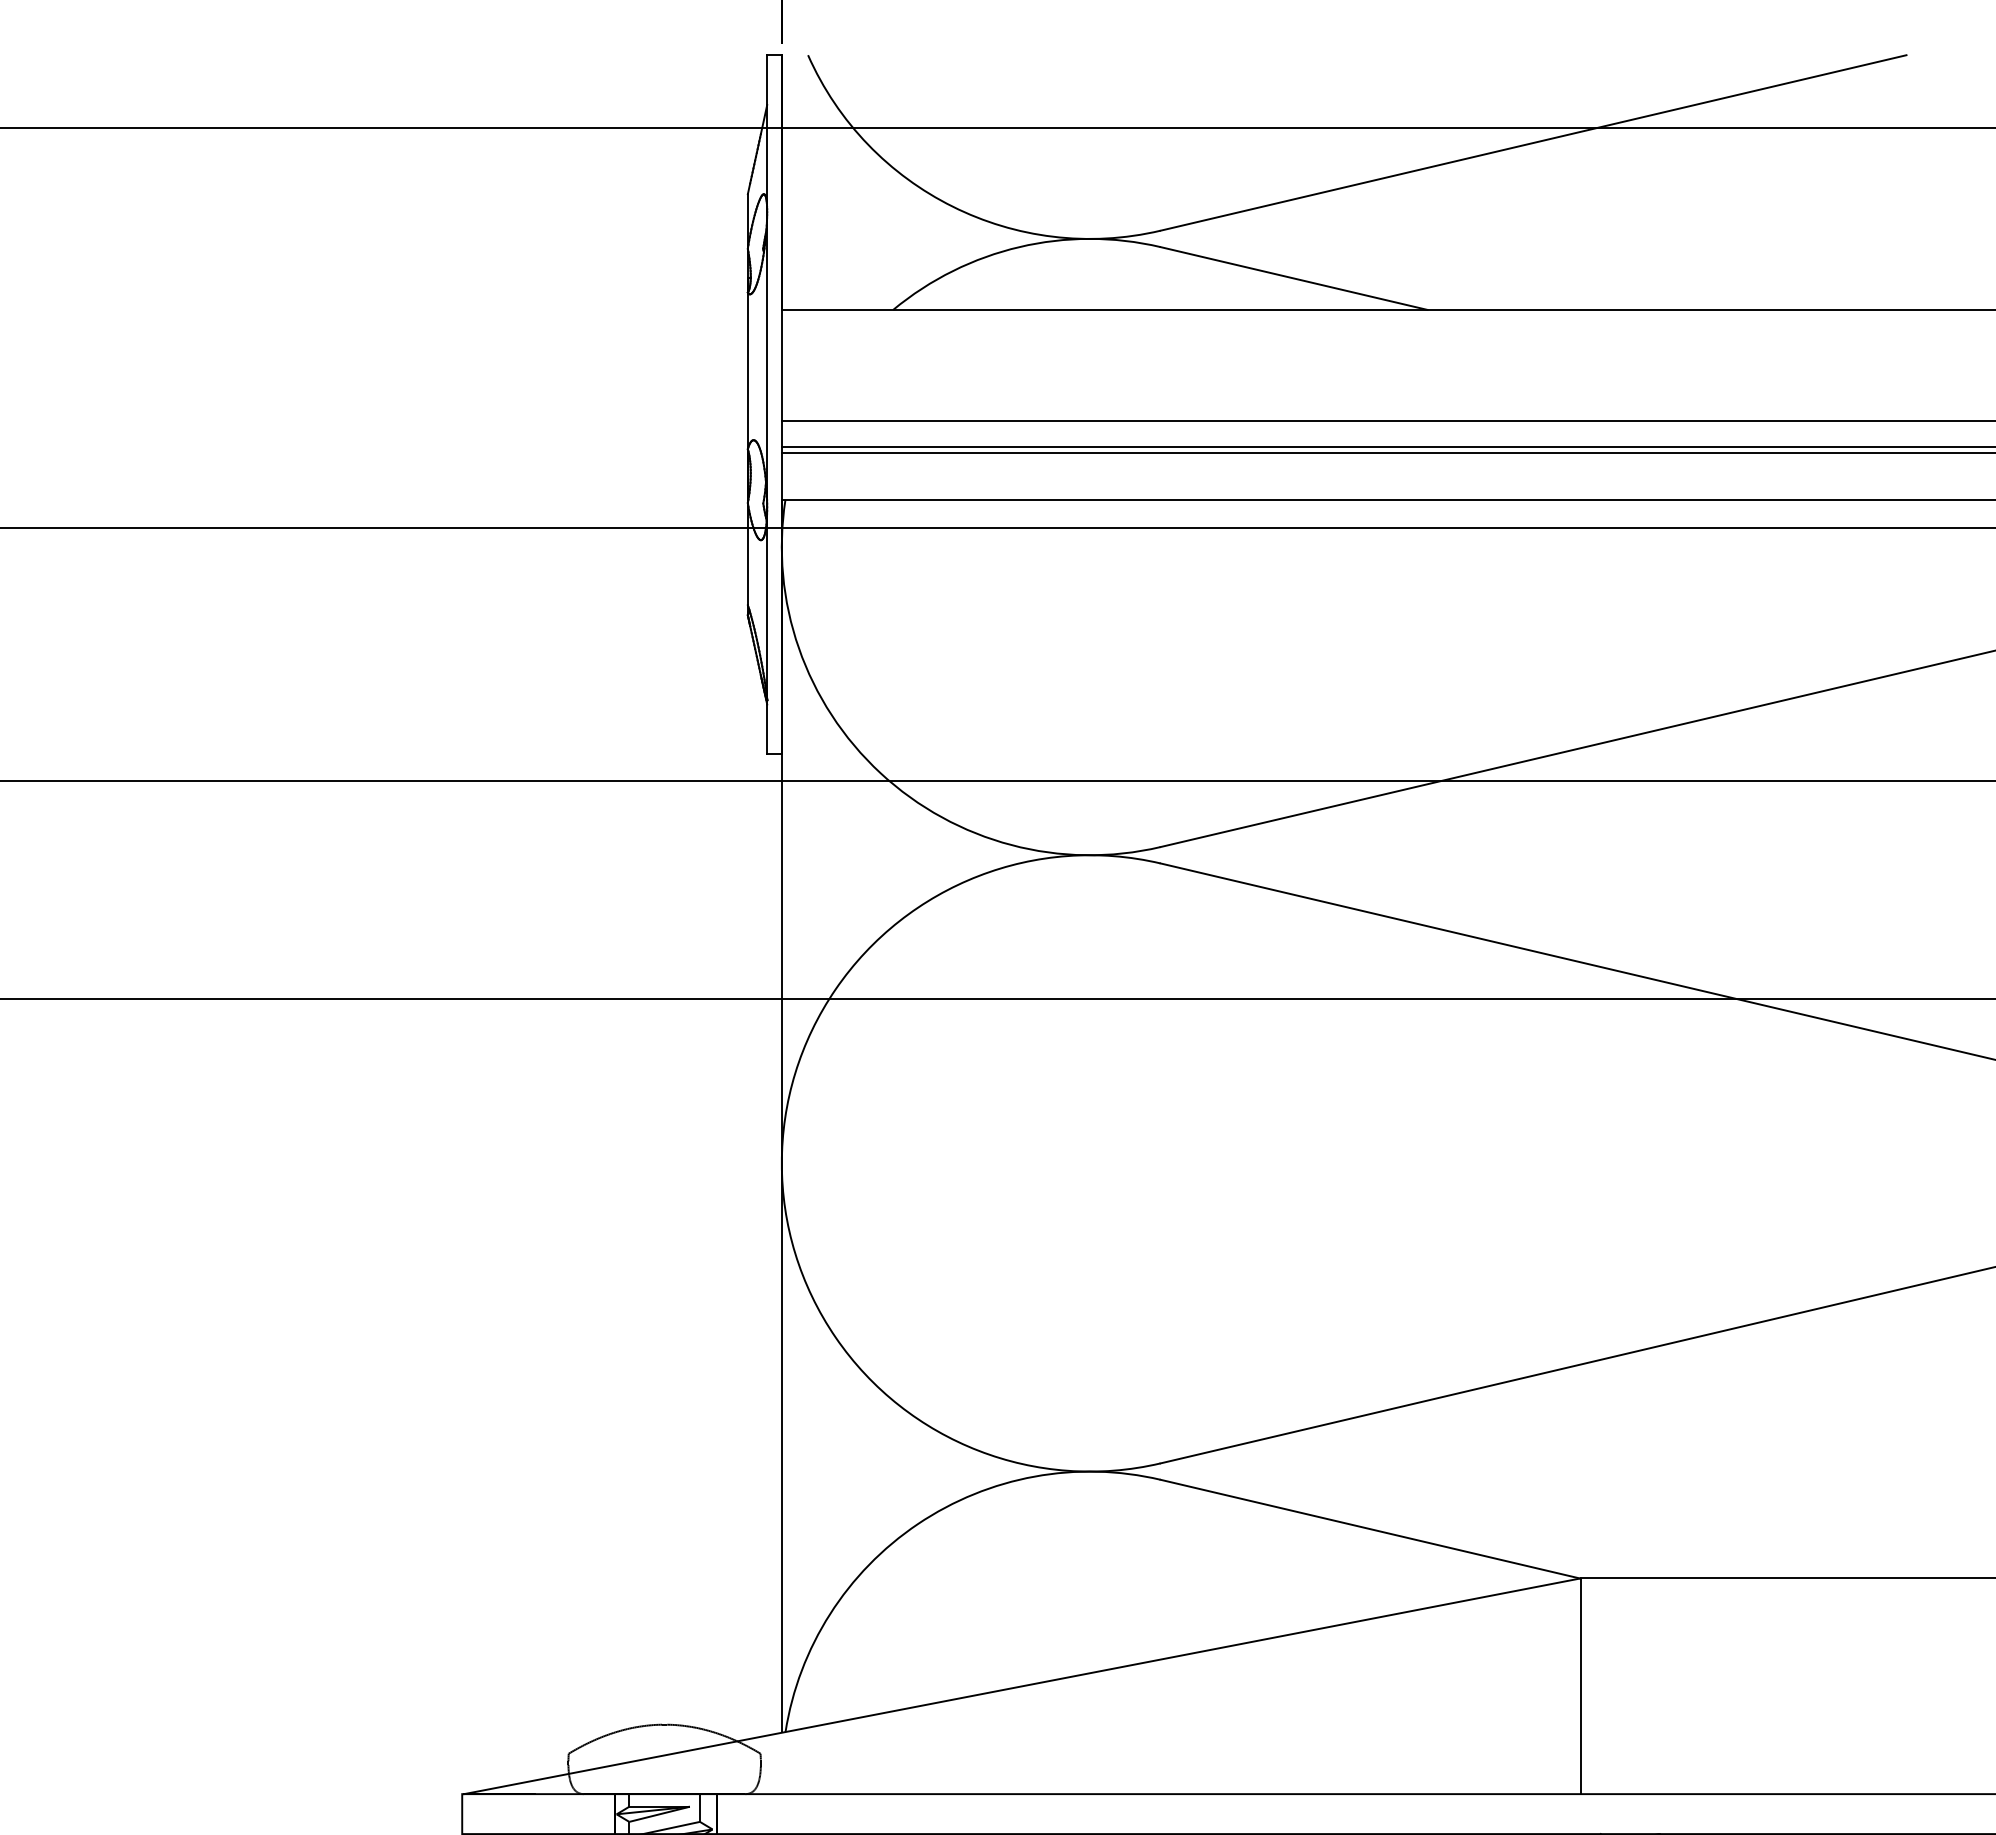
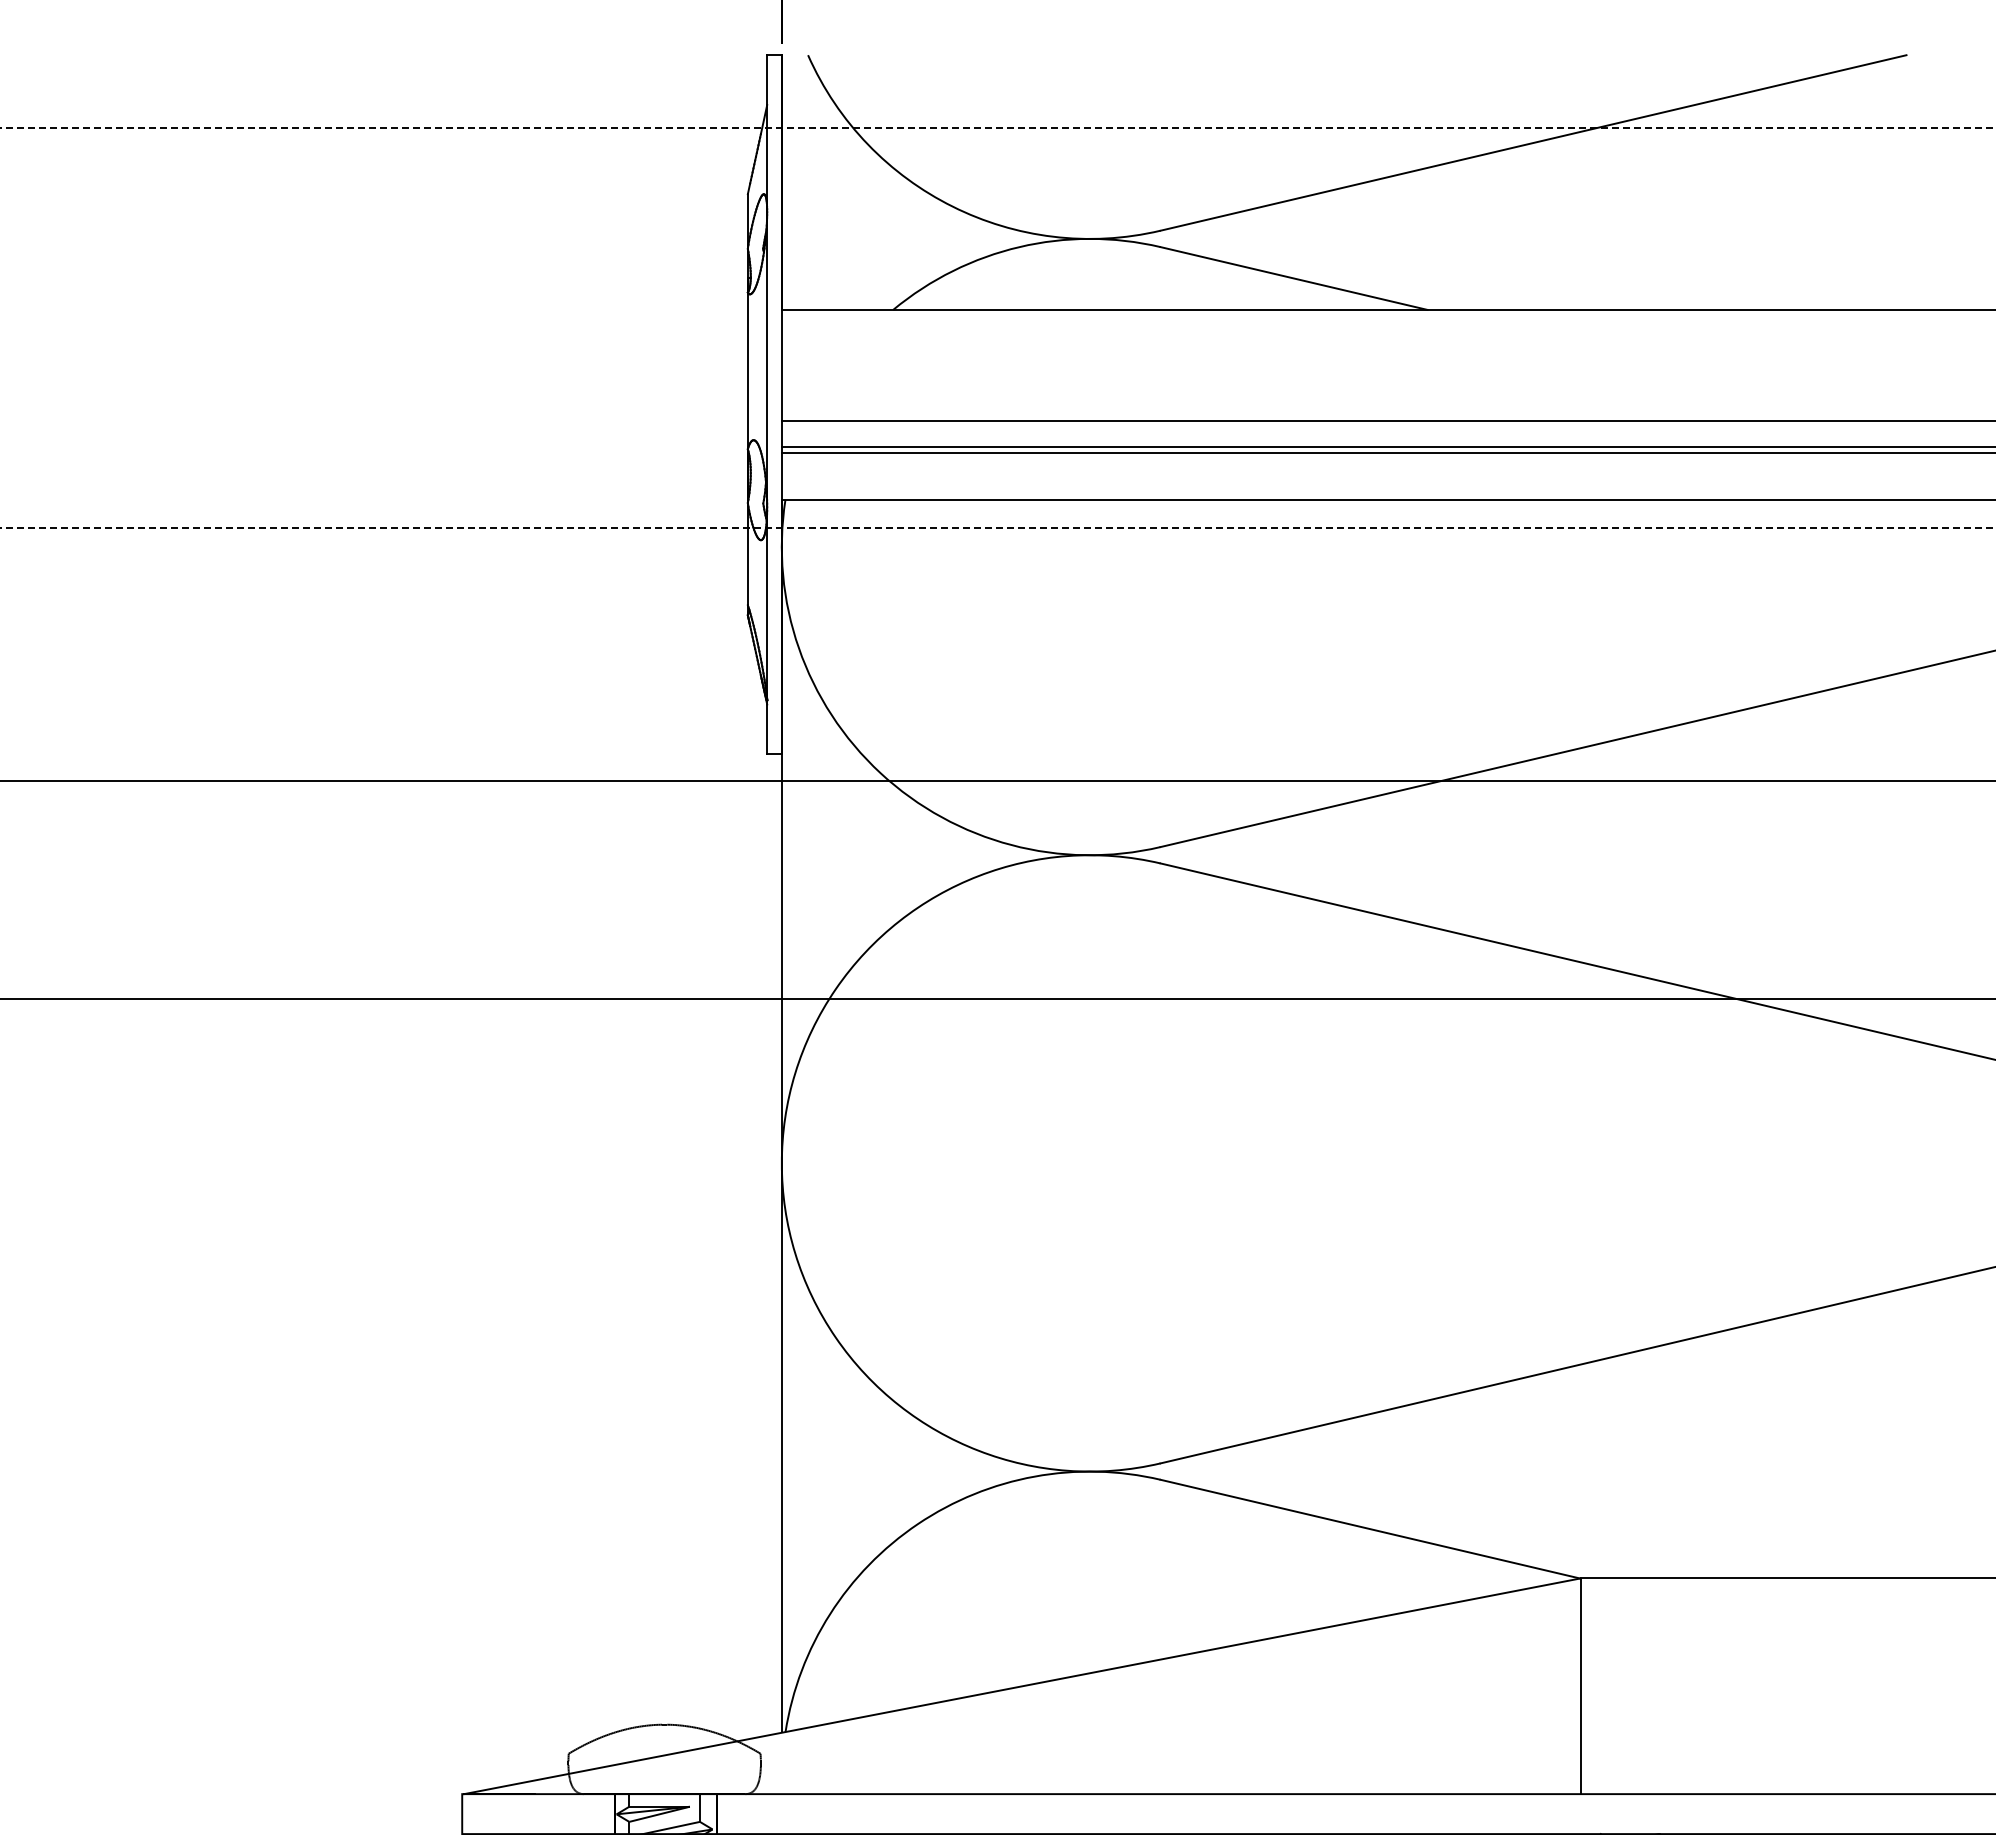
line: solid -> dashed (998, 128)
line: solid -> dashed (998, 527)
